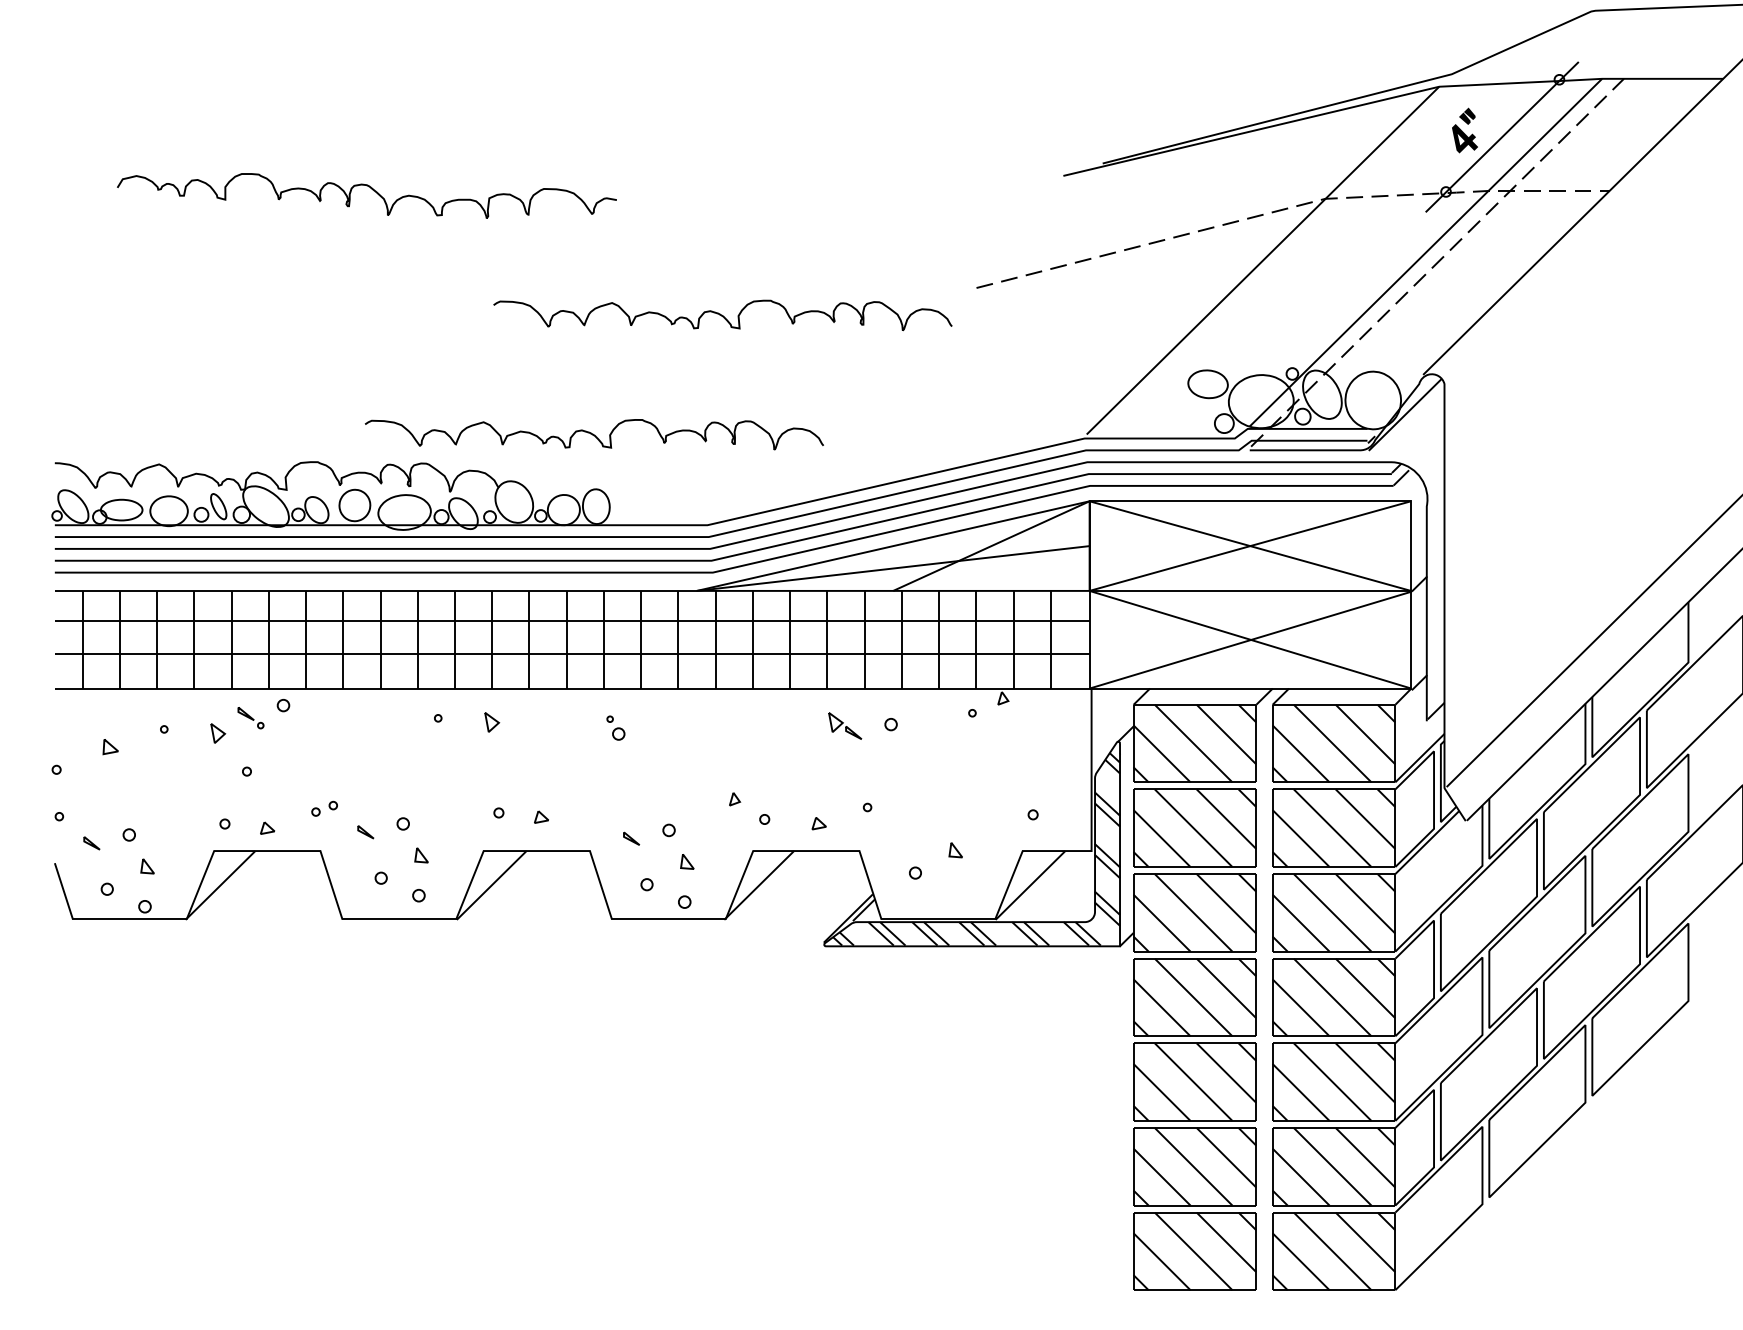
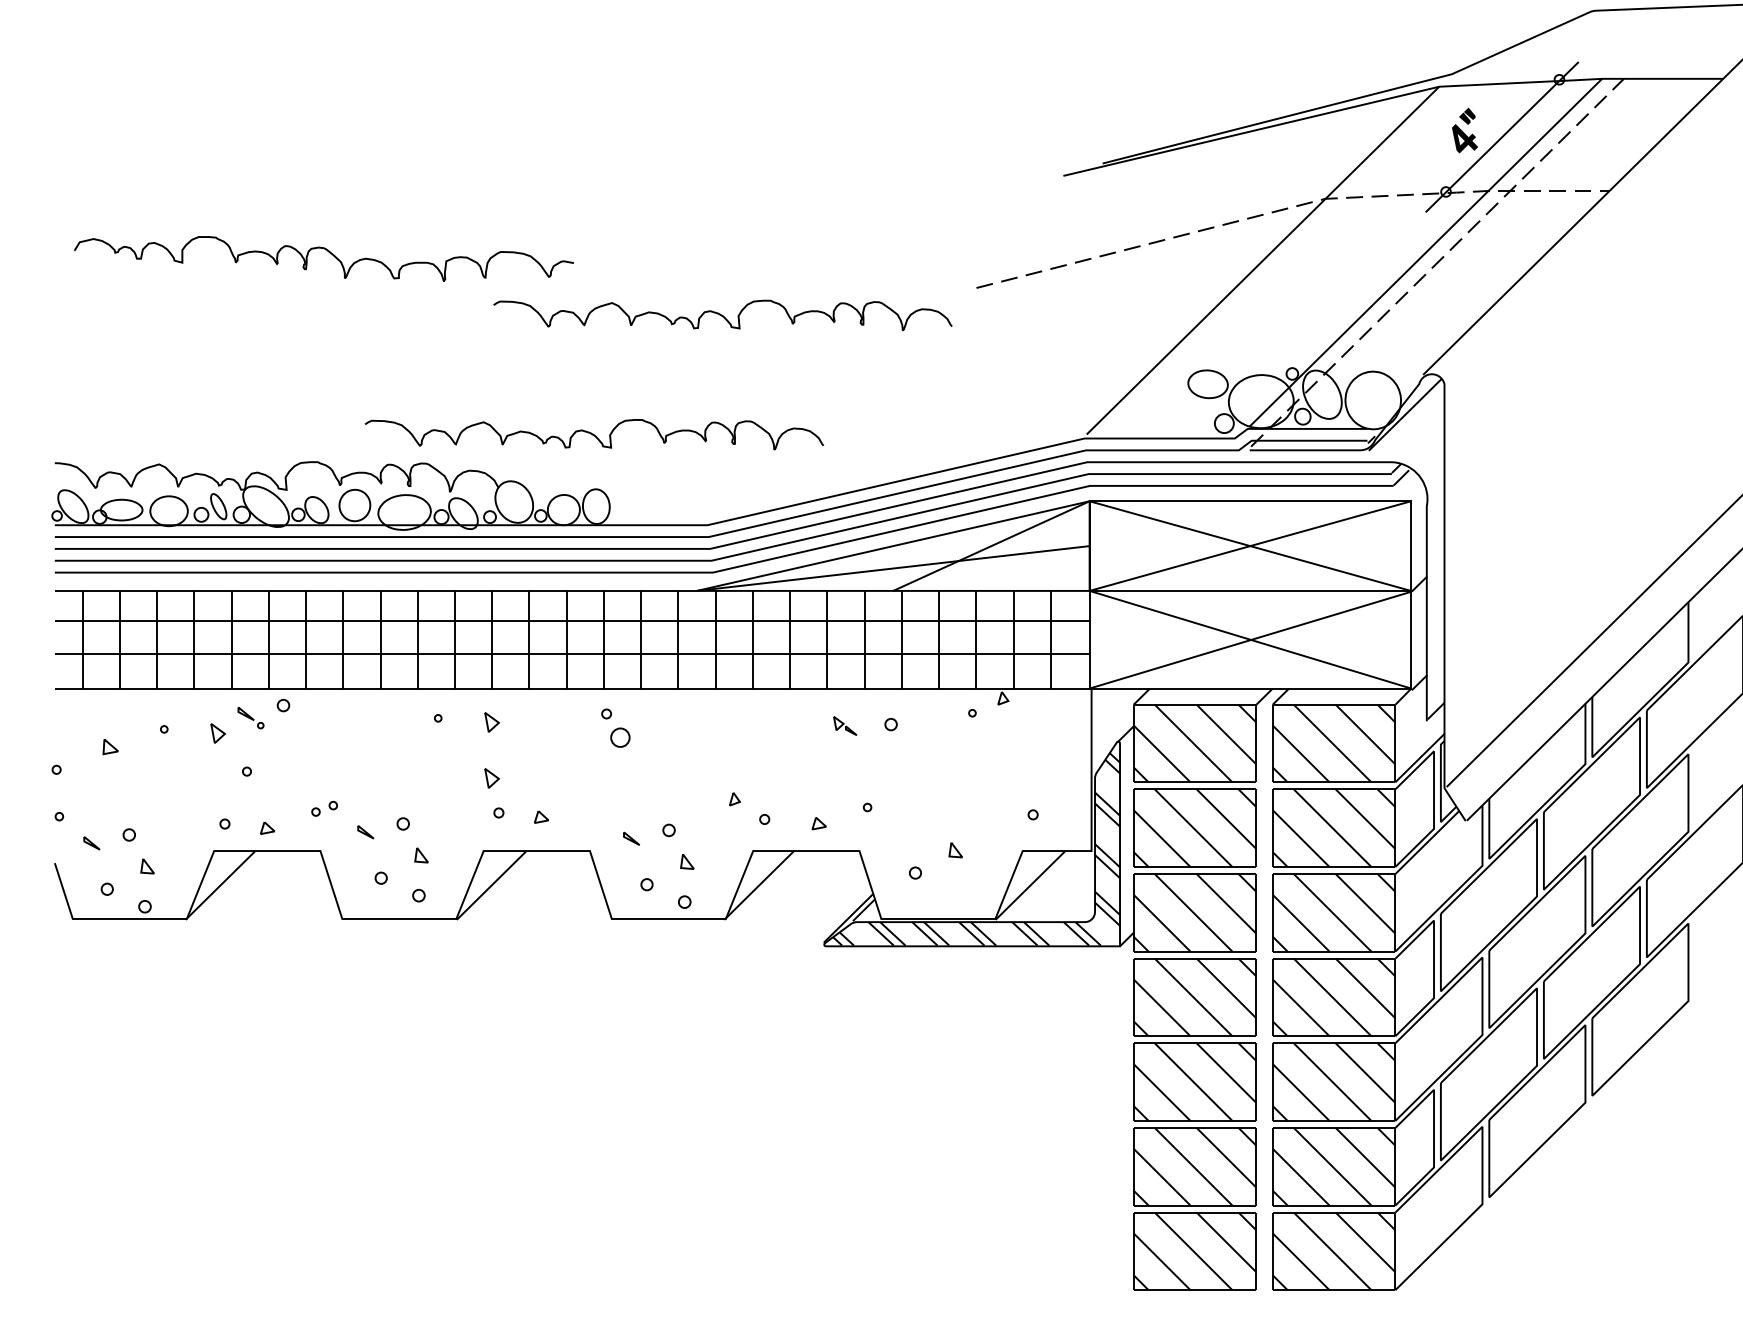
part position: (371, 189) -> (328, 252) (328, 252)
part size: 35x28 px -> 25x20 px (845, 725)
part size: 20x26 px -> 30x40 px (615, 727)
part: none -> present (492, 778)
